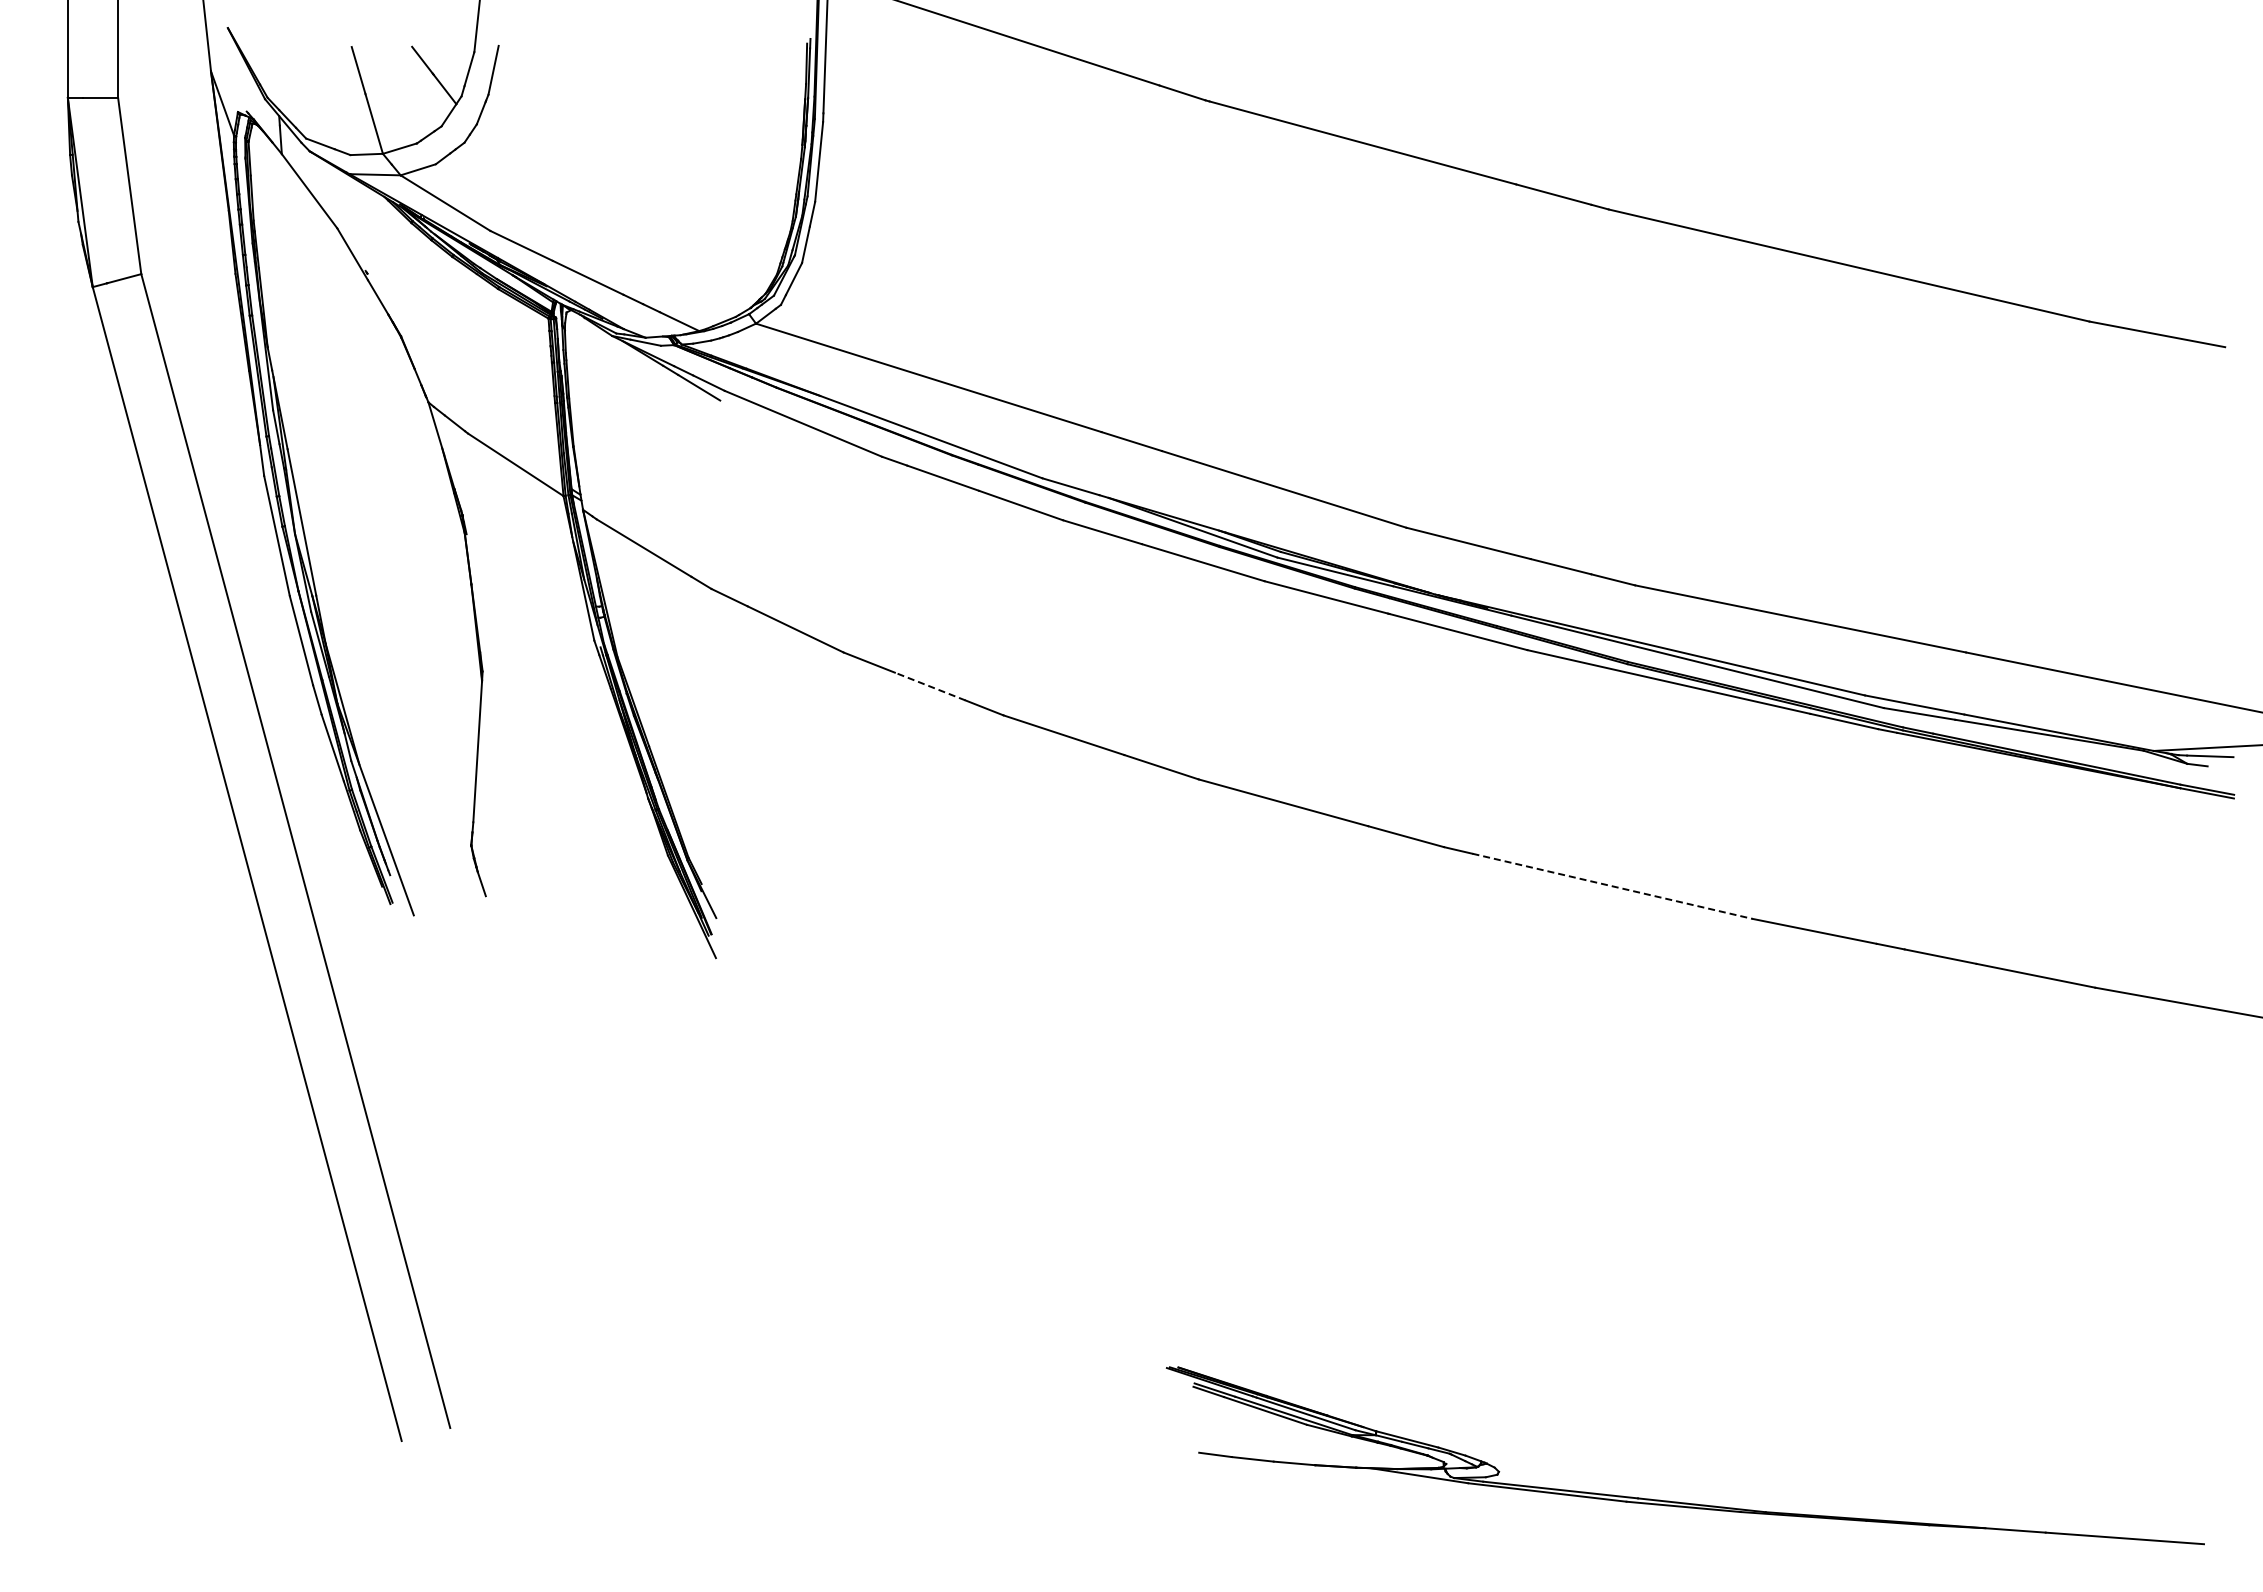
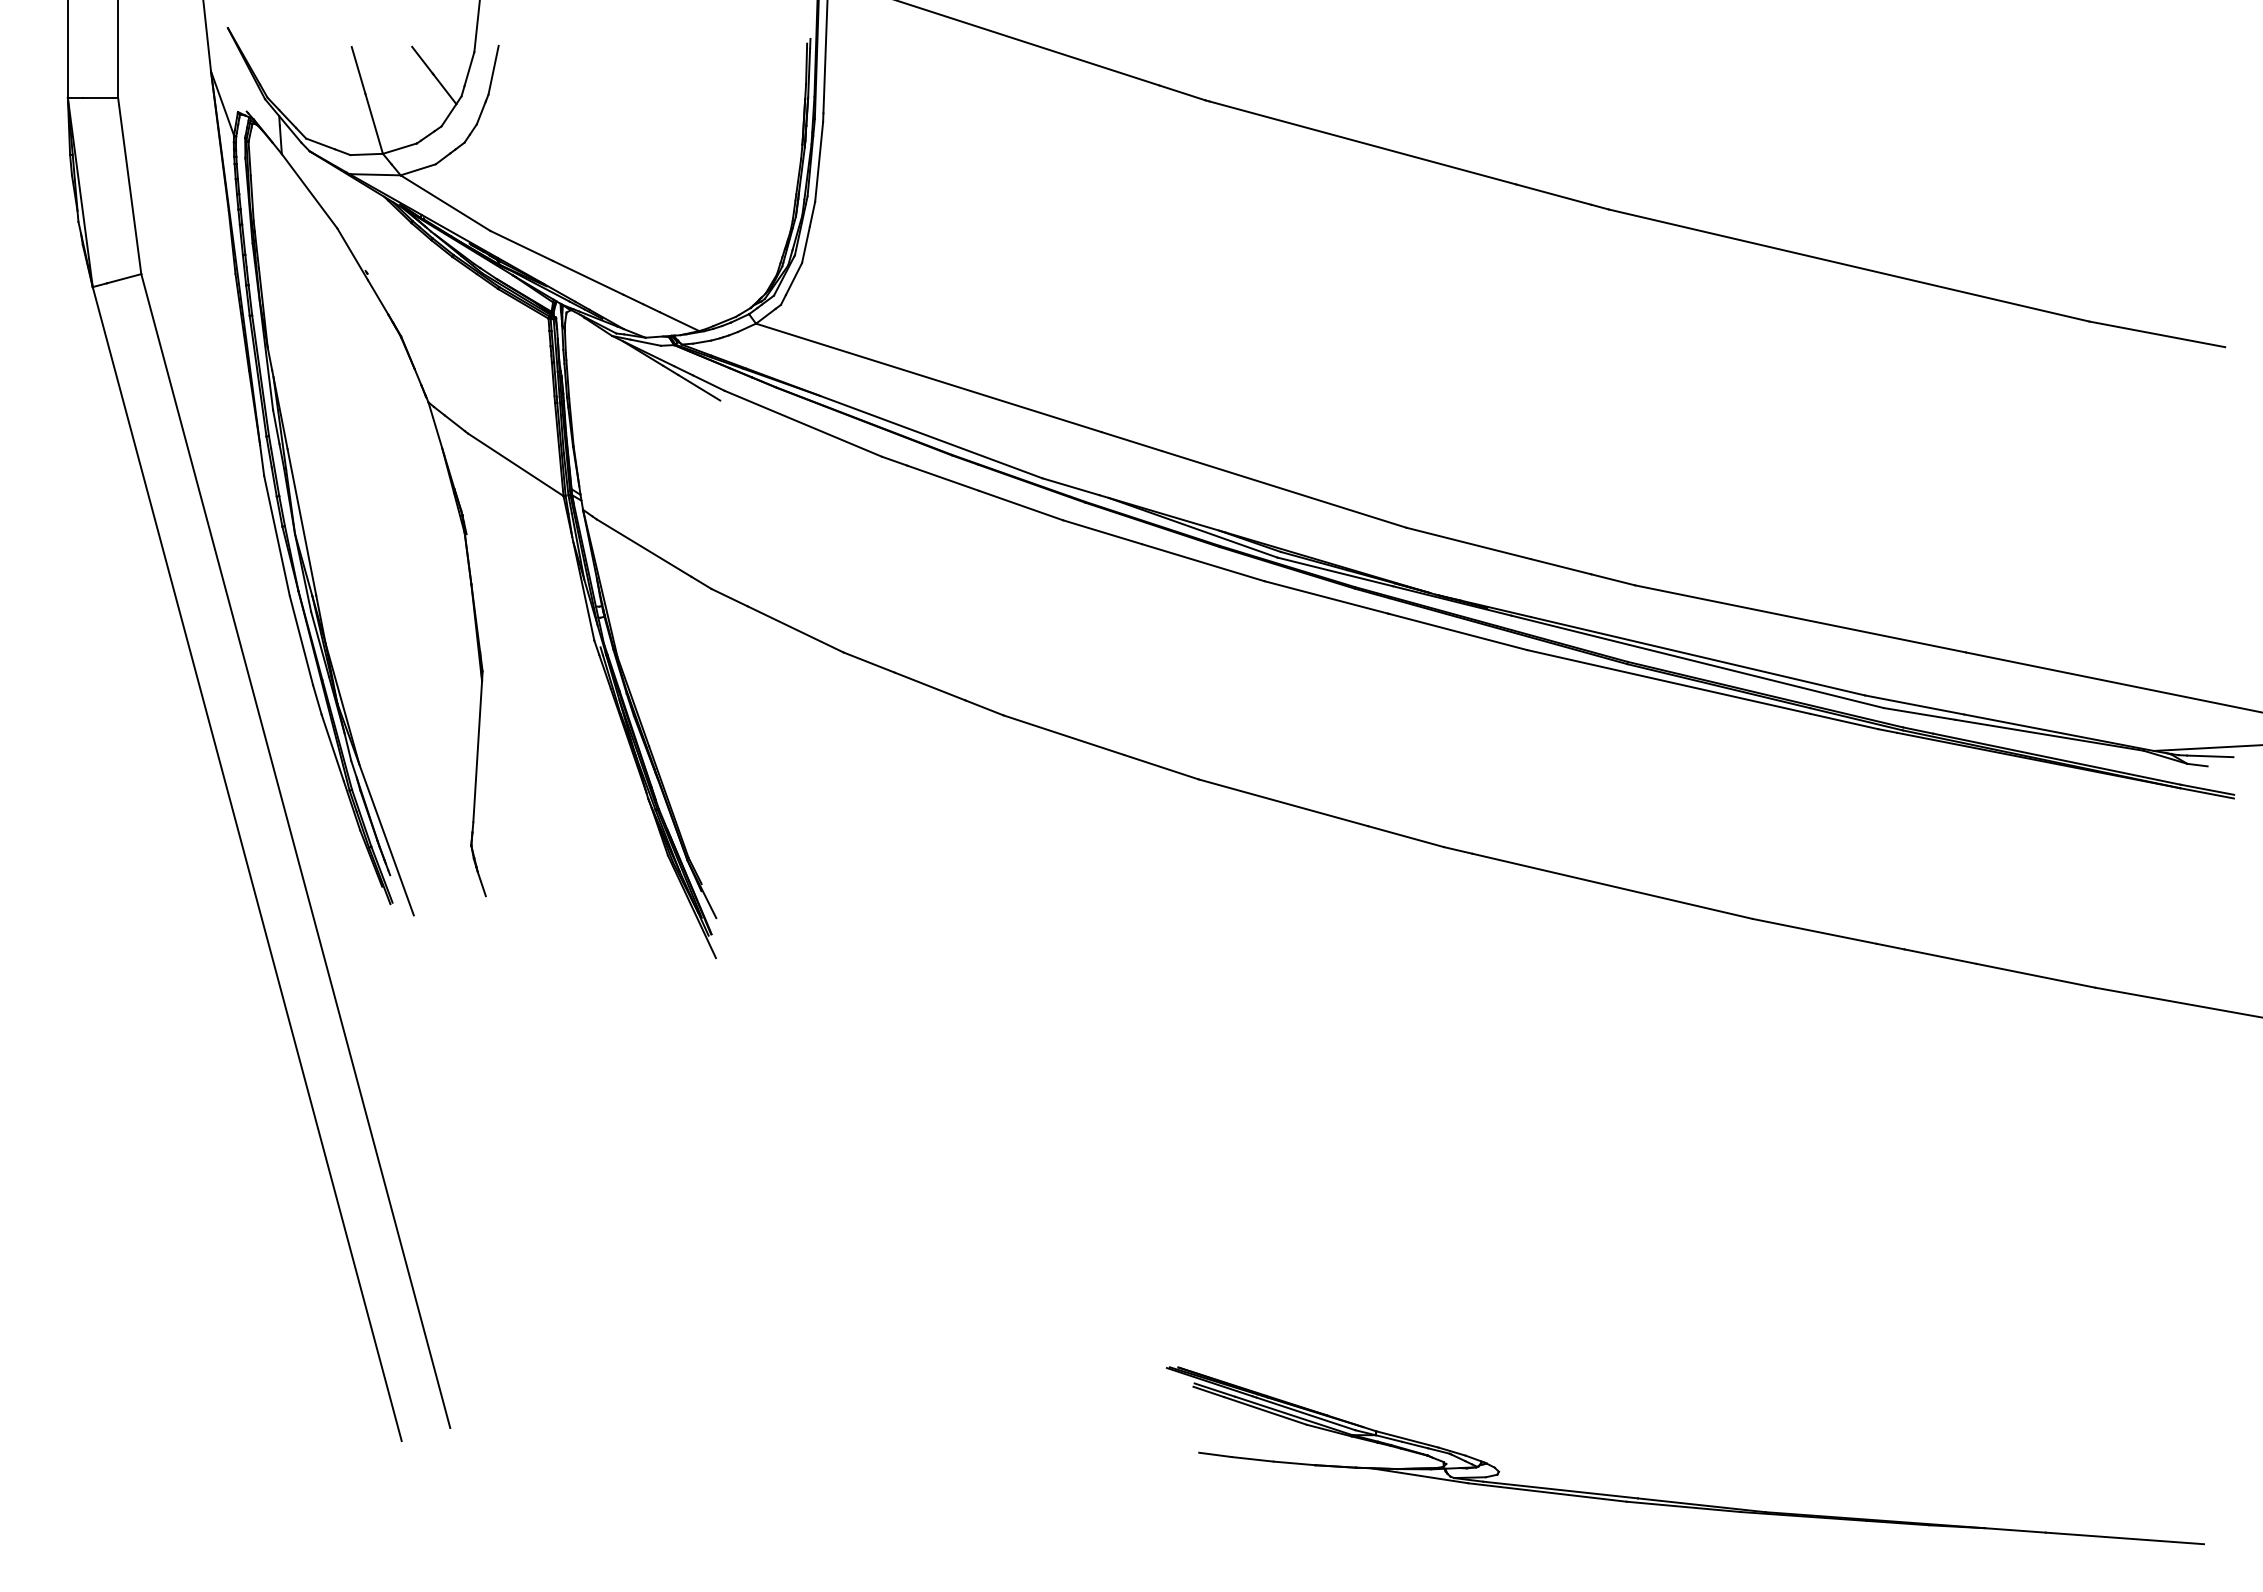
line: dashed -> solid (930, 686)
line: dashed -> solid (1612, 886)
